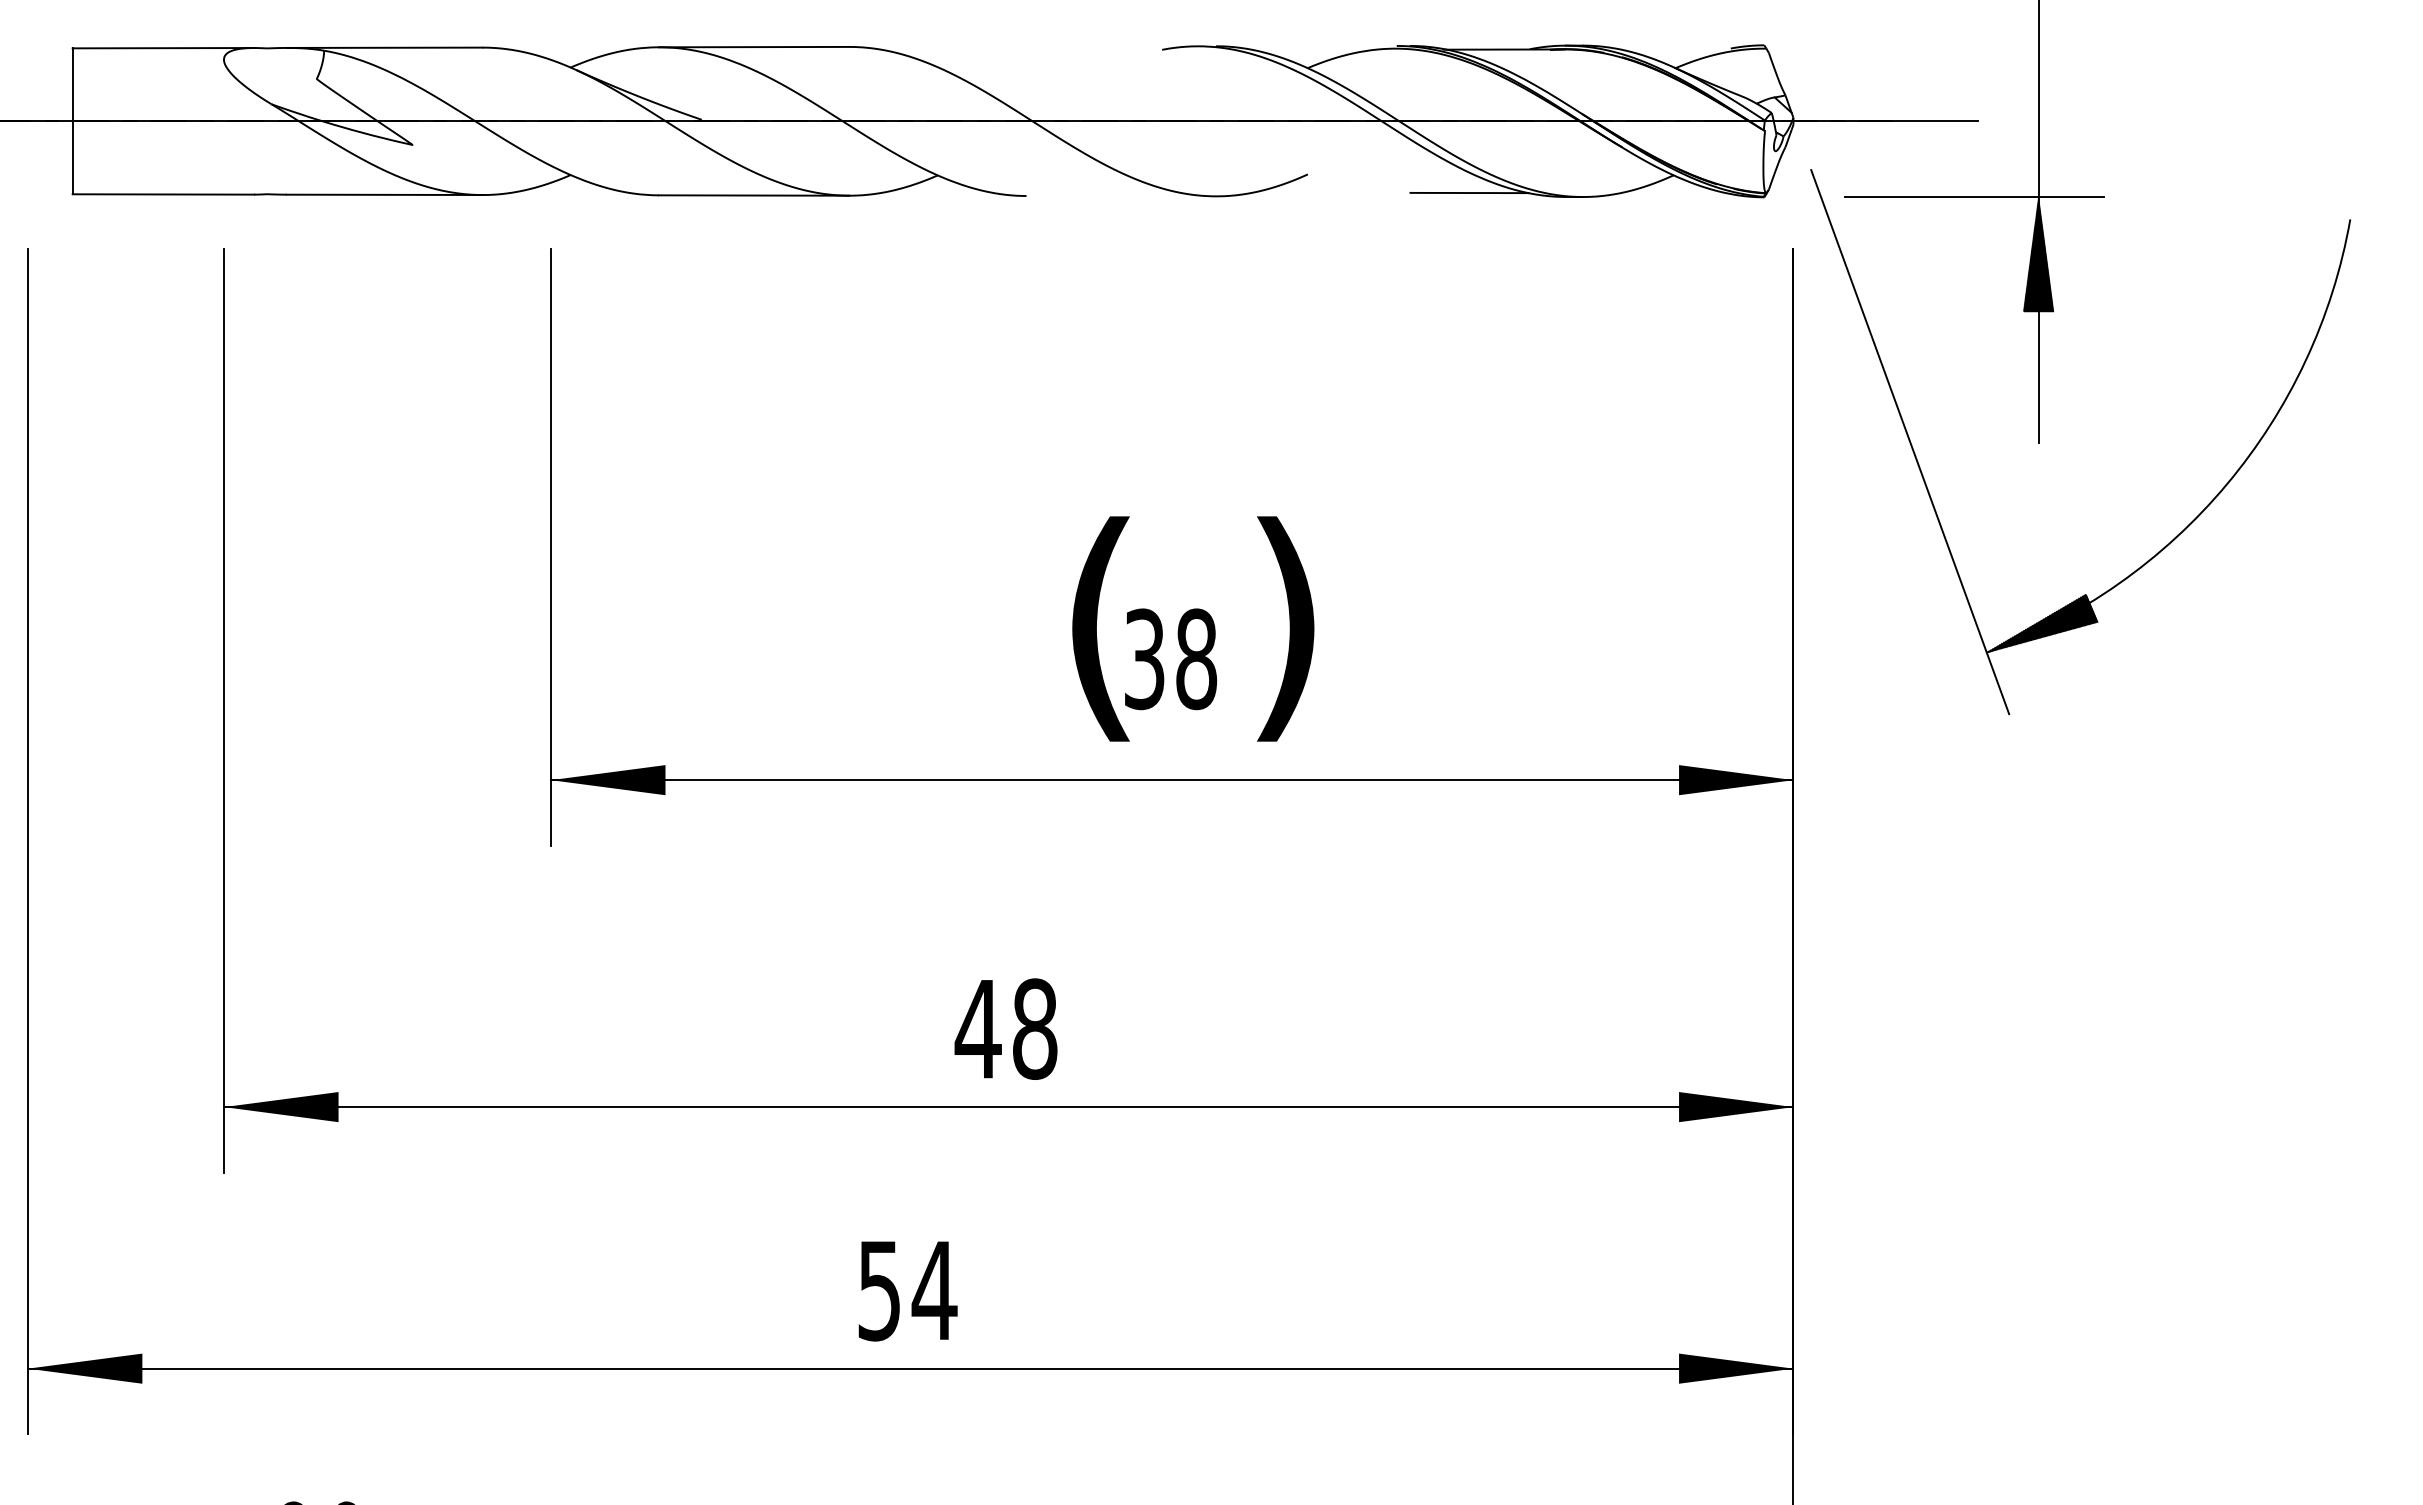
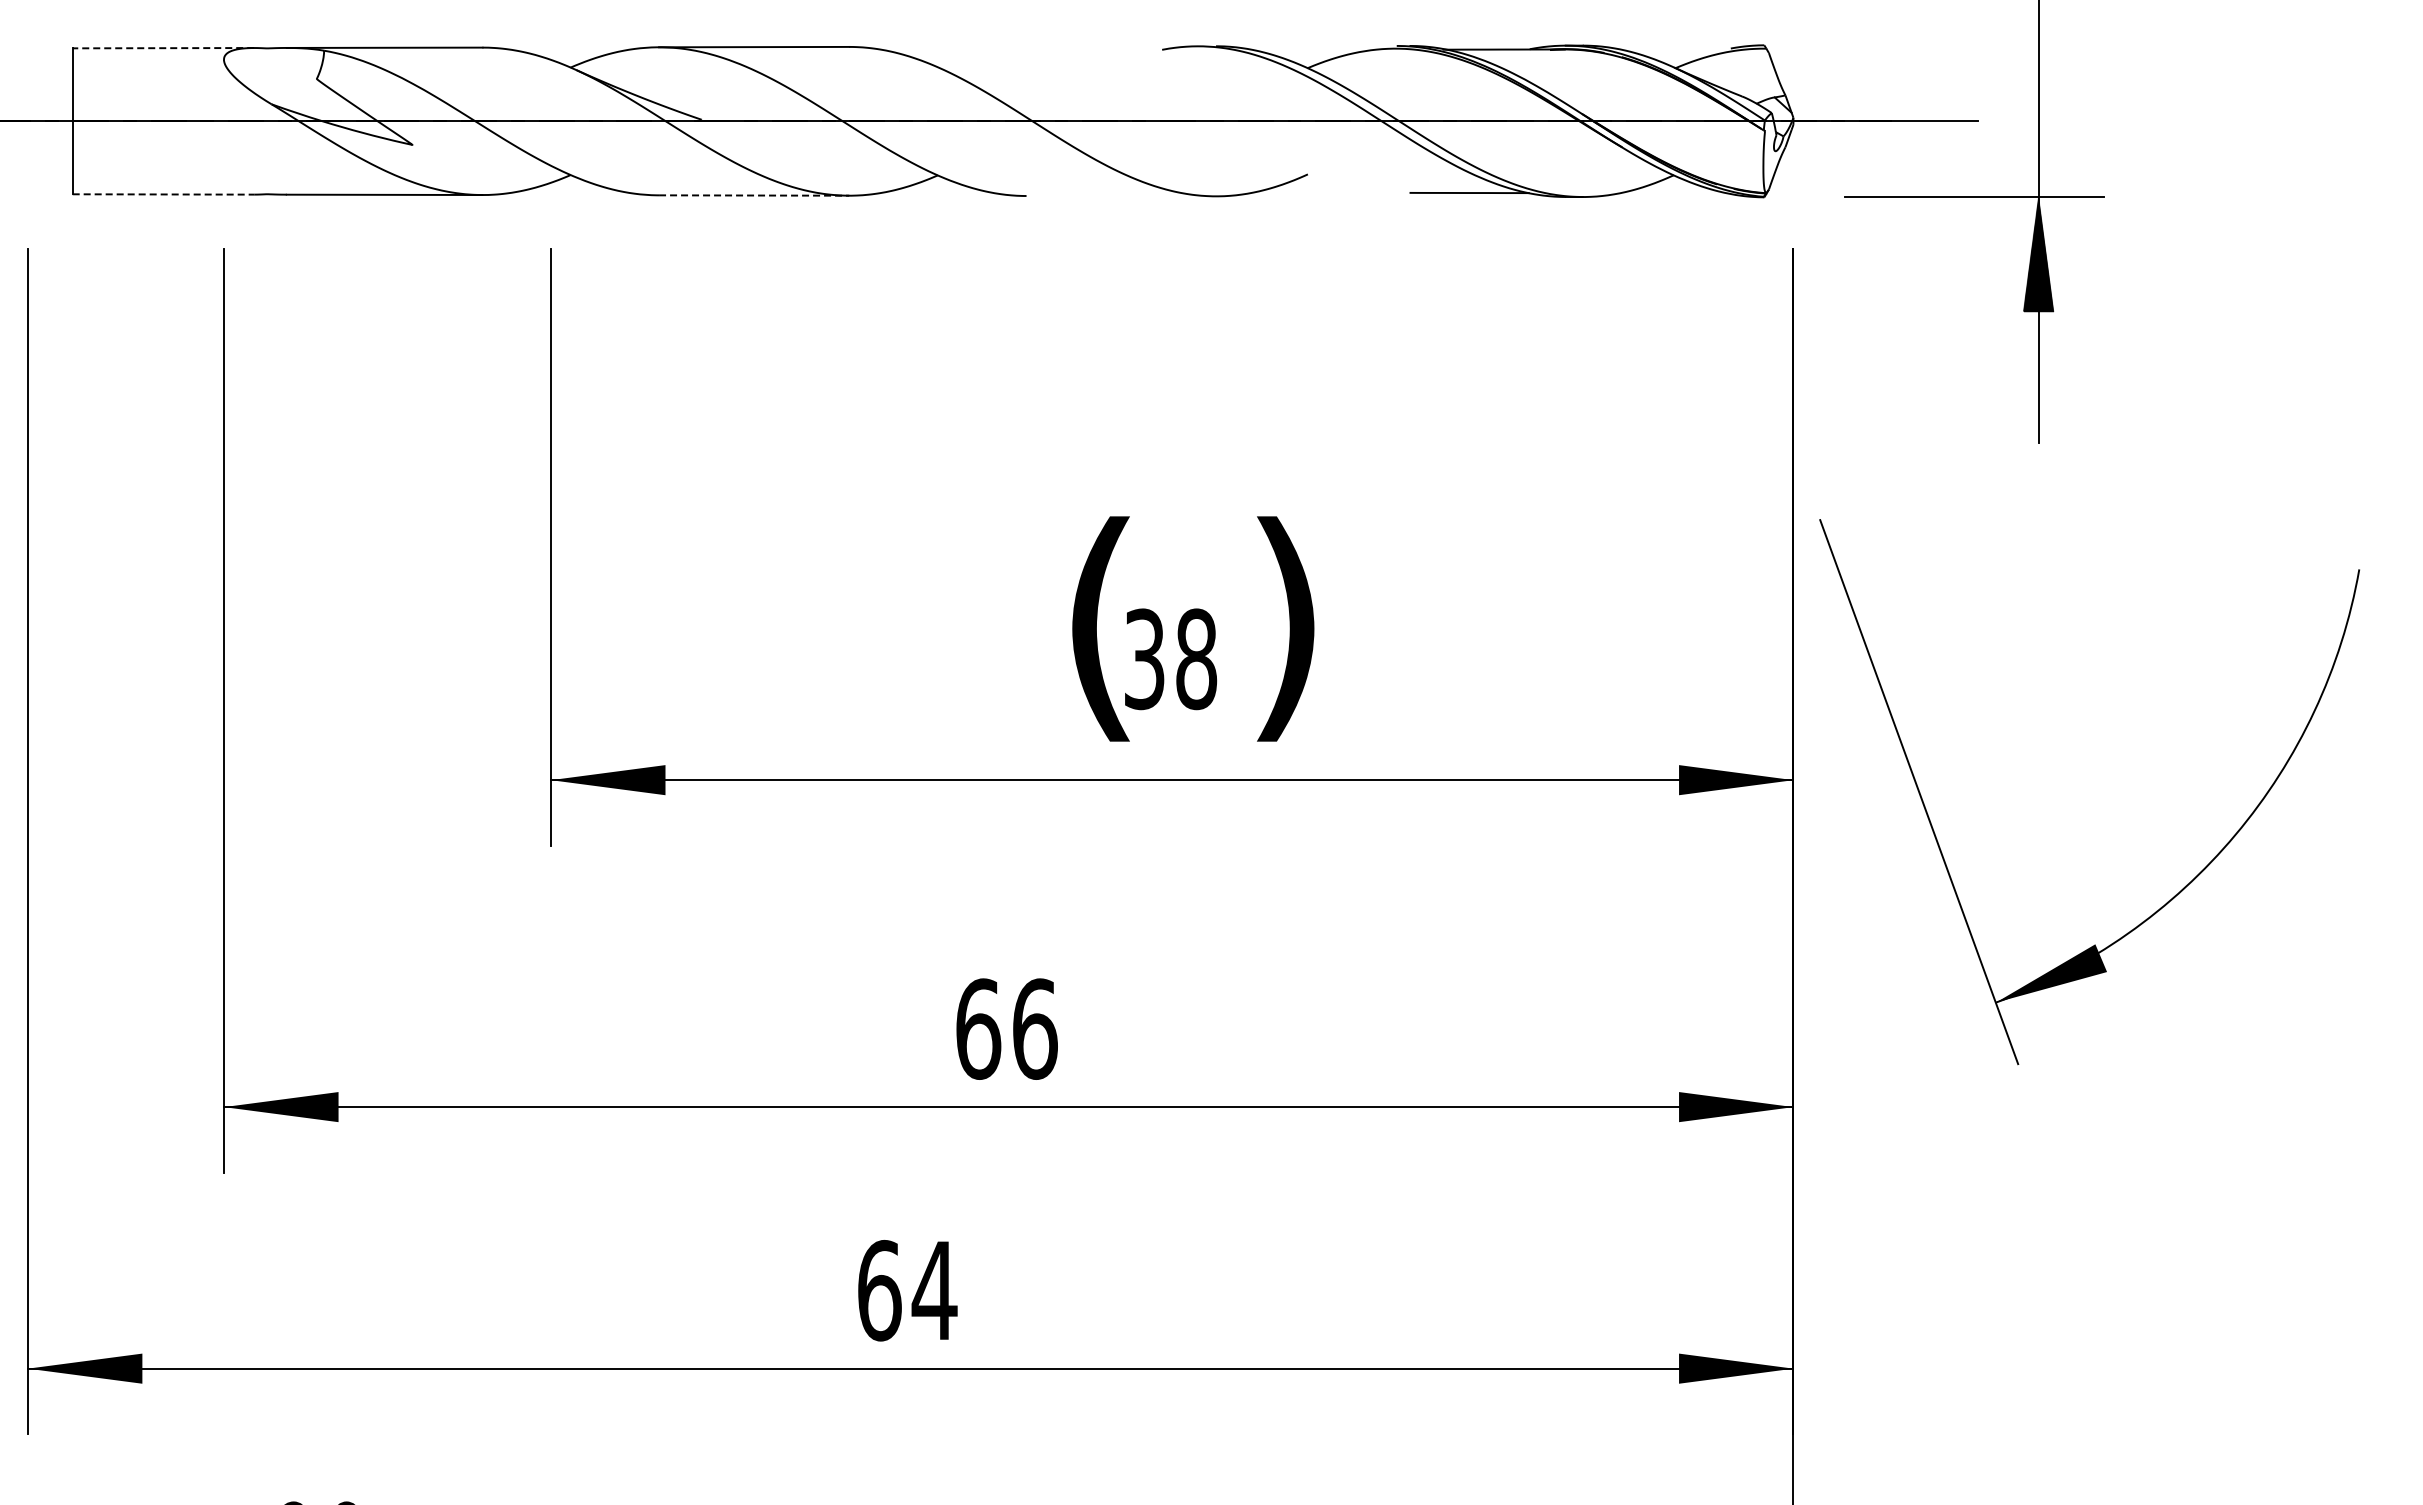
line: solid -> dashed (163, 48)
line: solid -> dashed (163, 194)
line: solid -> dashed (754, 195)
part position: (2166, 544) -> (2175, 894) (2175, 894)
text: 48 -> 66 (1005, 1028)
text: 54 -> 64 (879, 1290)
